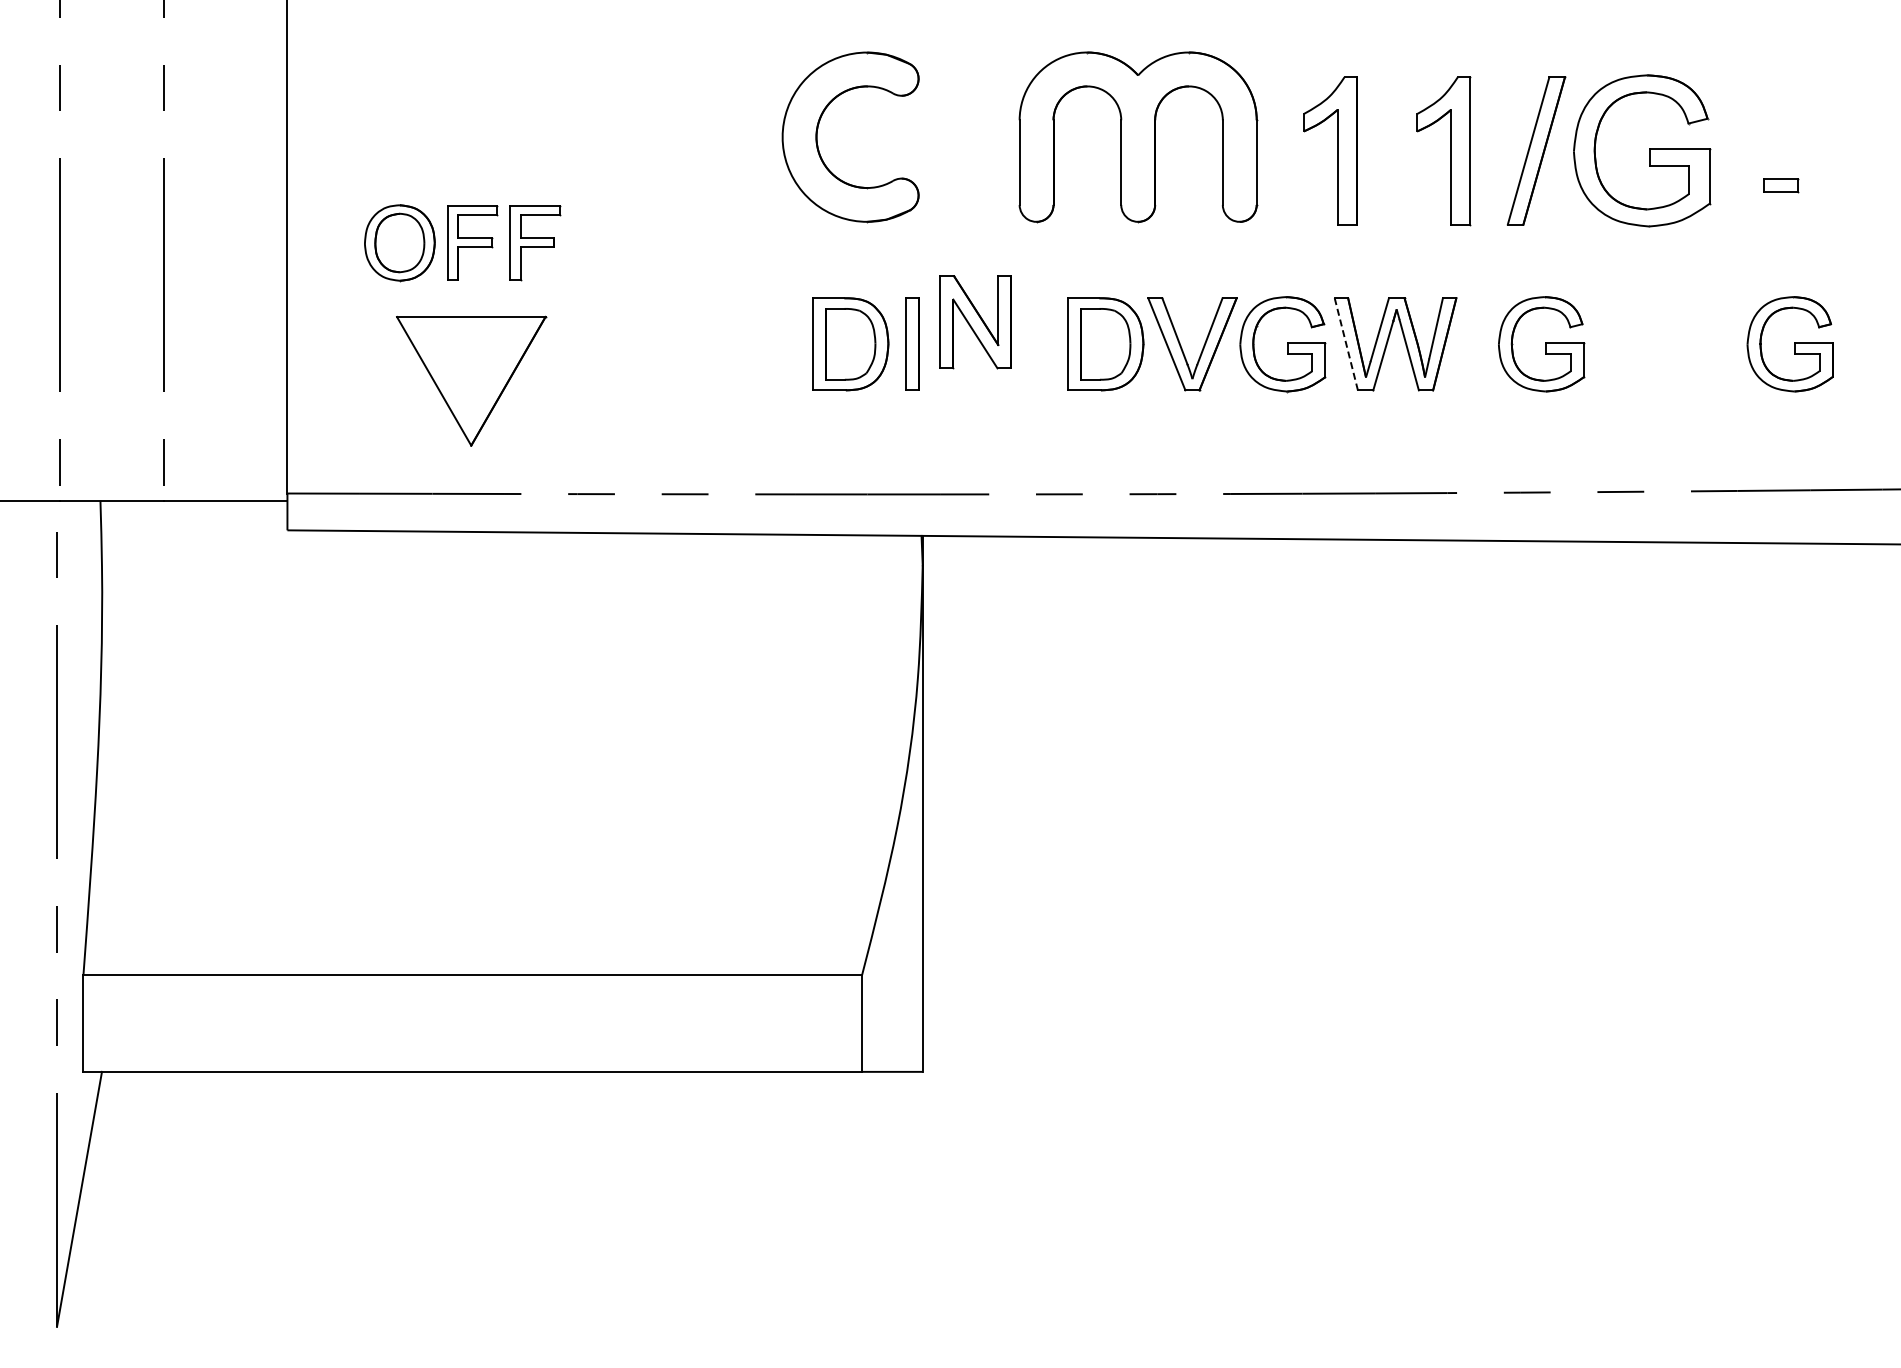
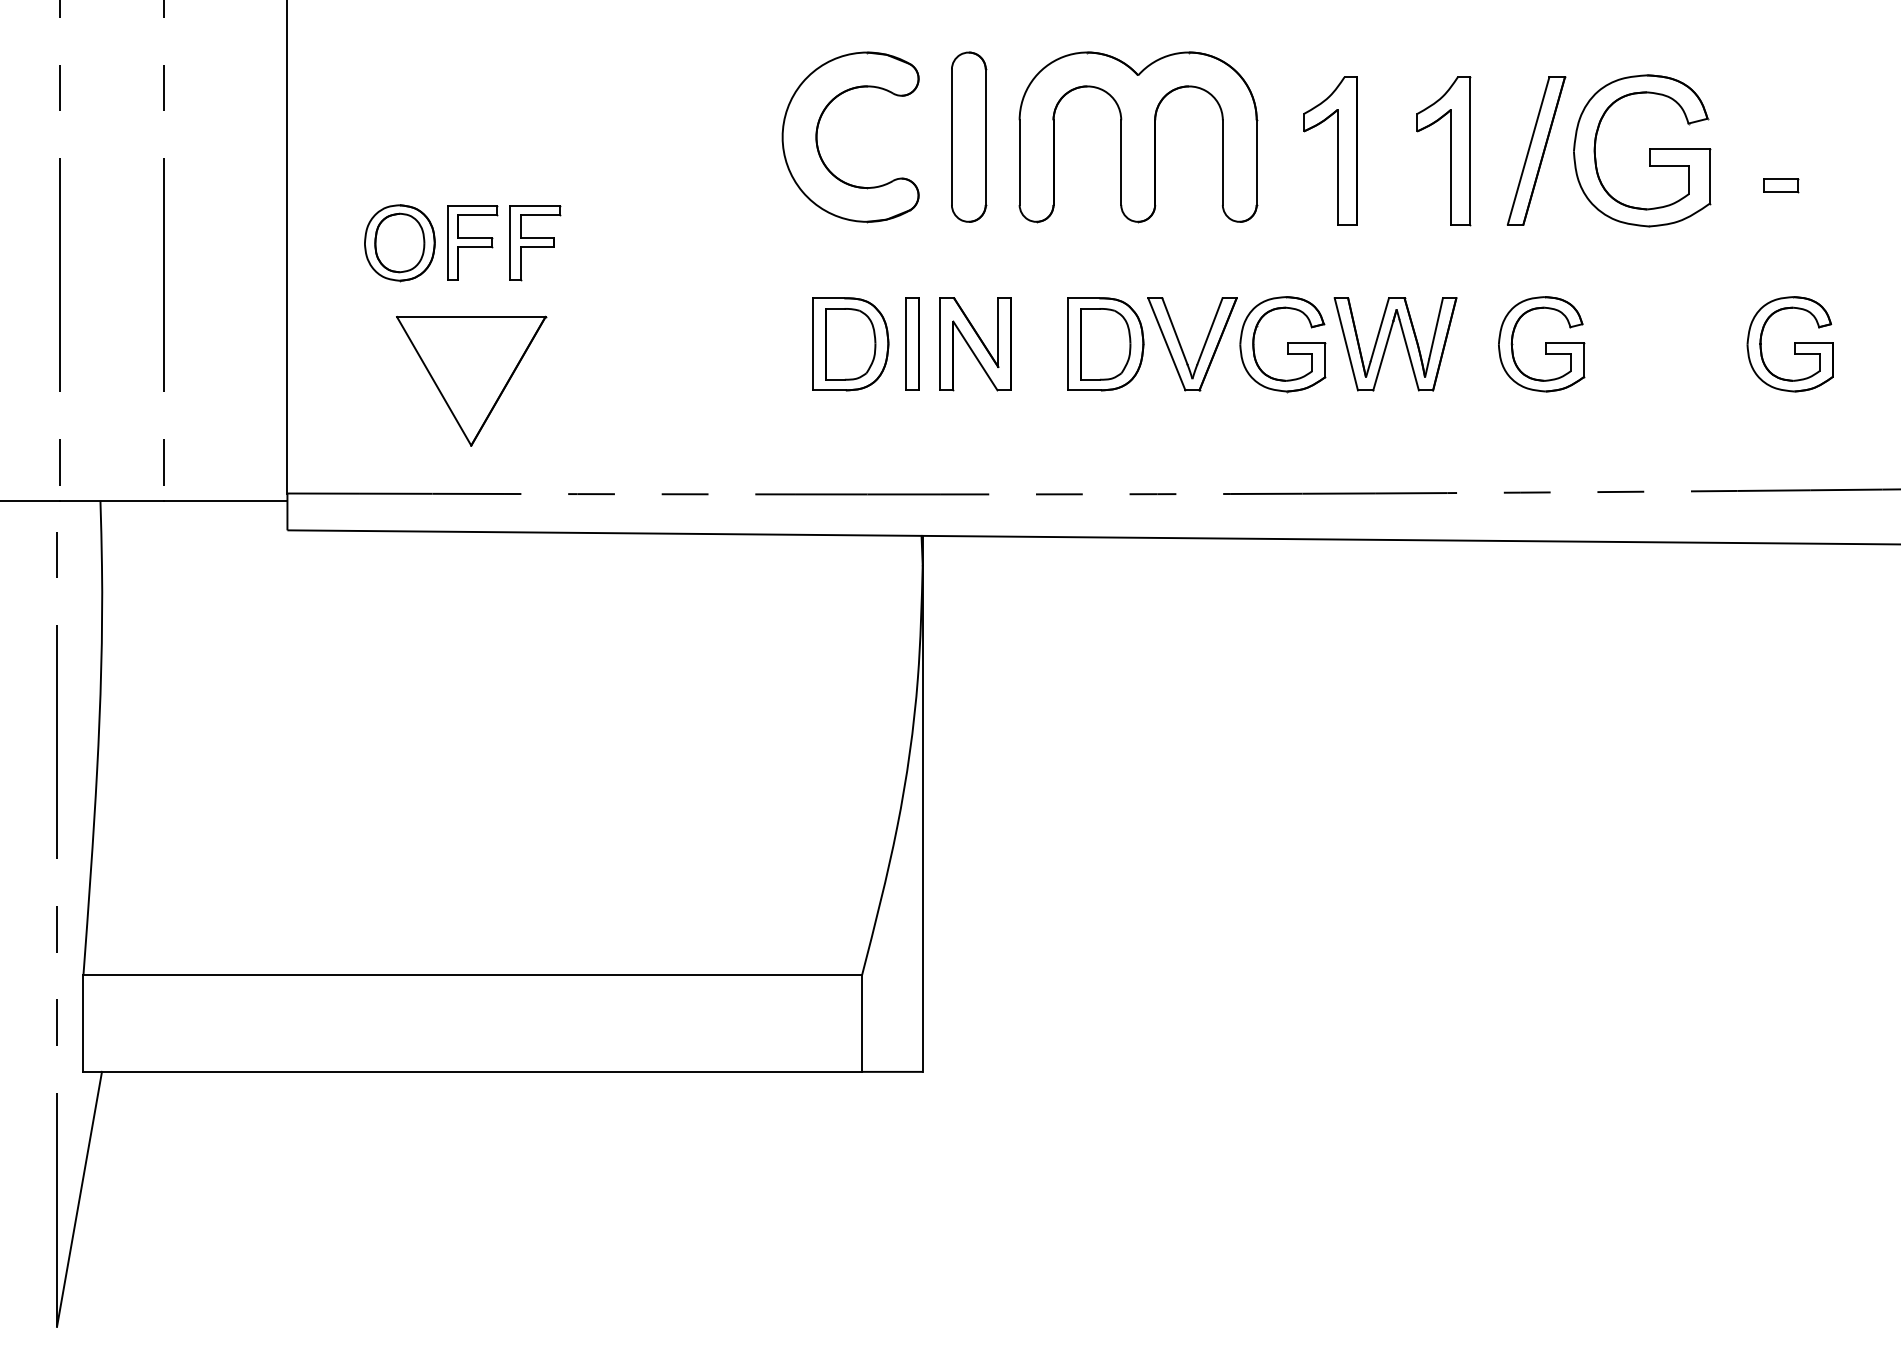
part: none -> present (969, 136)
part position: (975, 322) -> (975, 344) (975, 344)
line: dashed -> solid (1346, 343)
